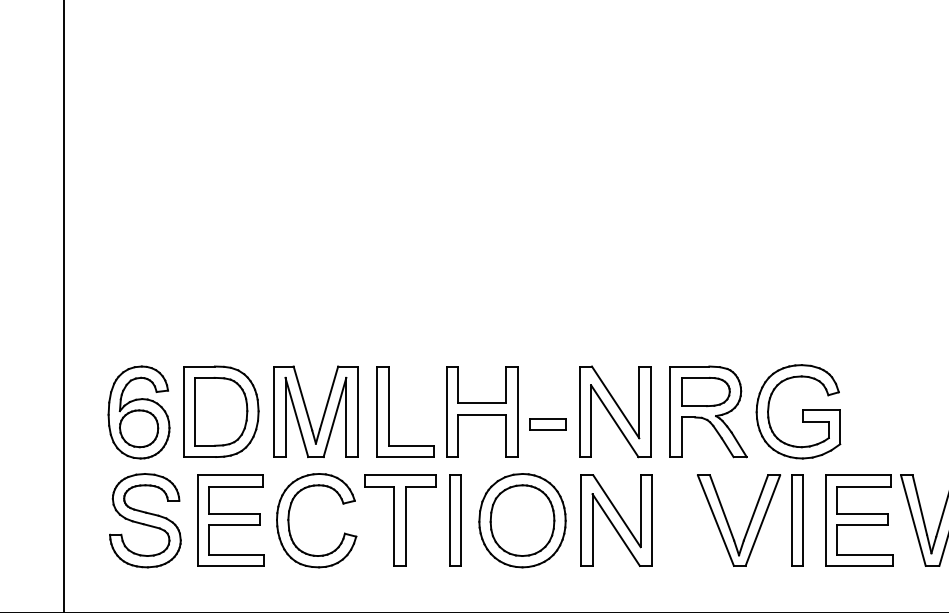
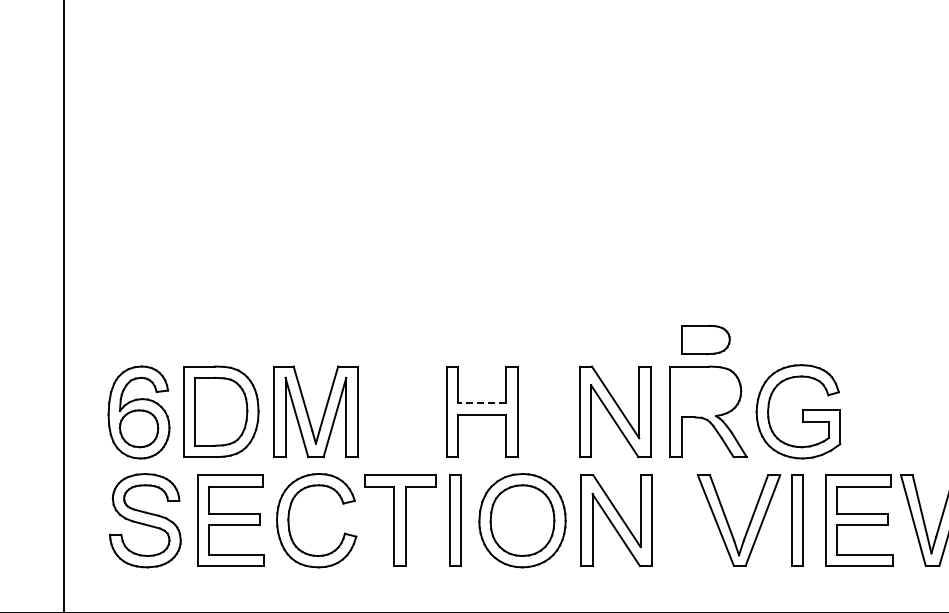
part position: (705, 391) -> (705, 339) (705, 339)
line: solid -> dashed (481, 403)
part: present -> none (389, 411)
part: present -> none (547, 424)
